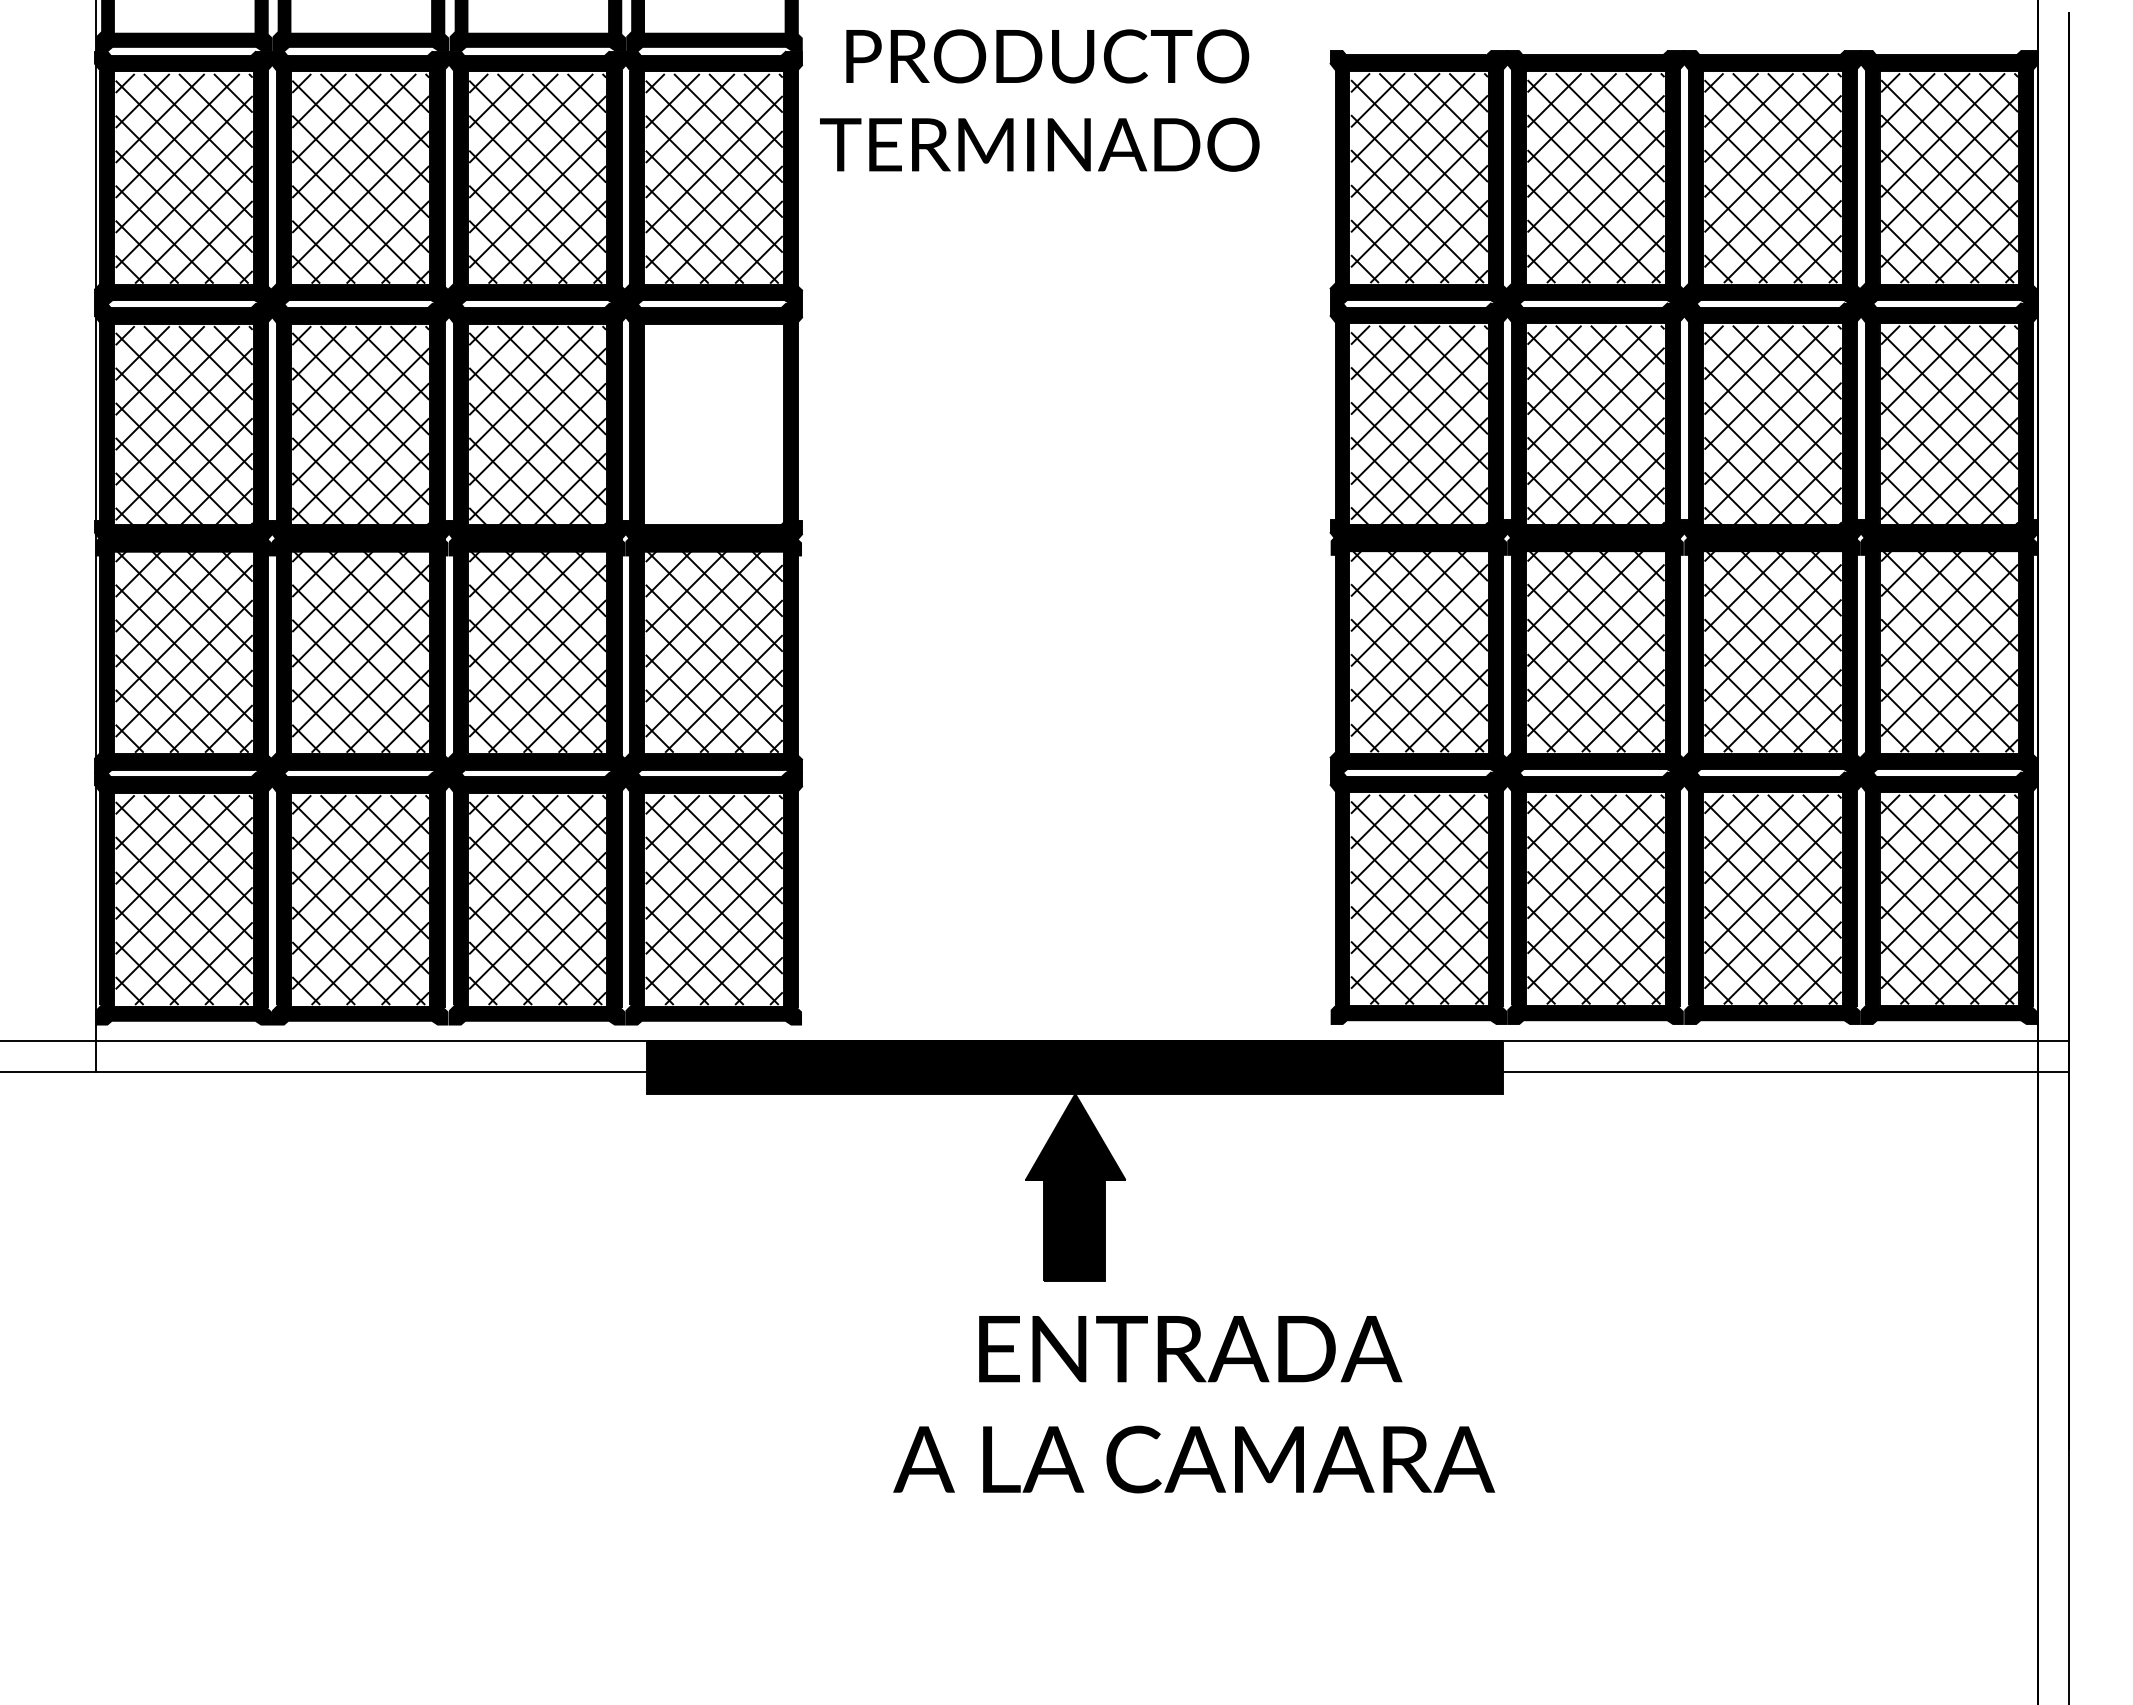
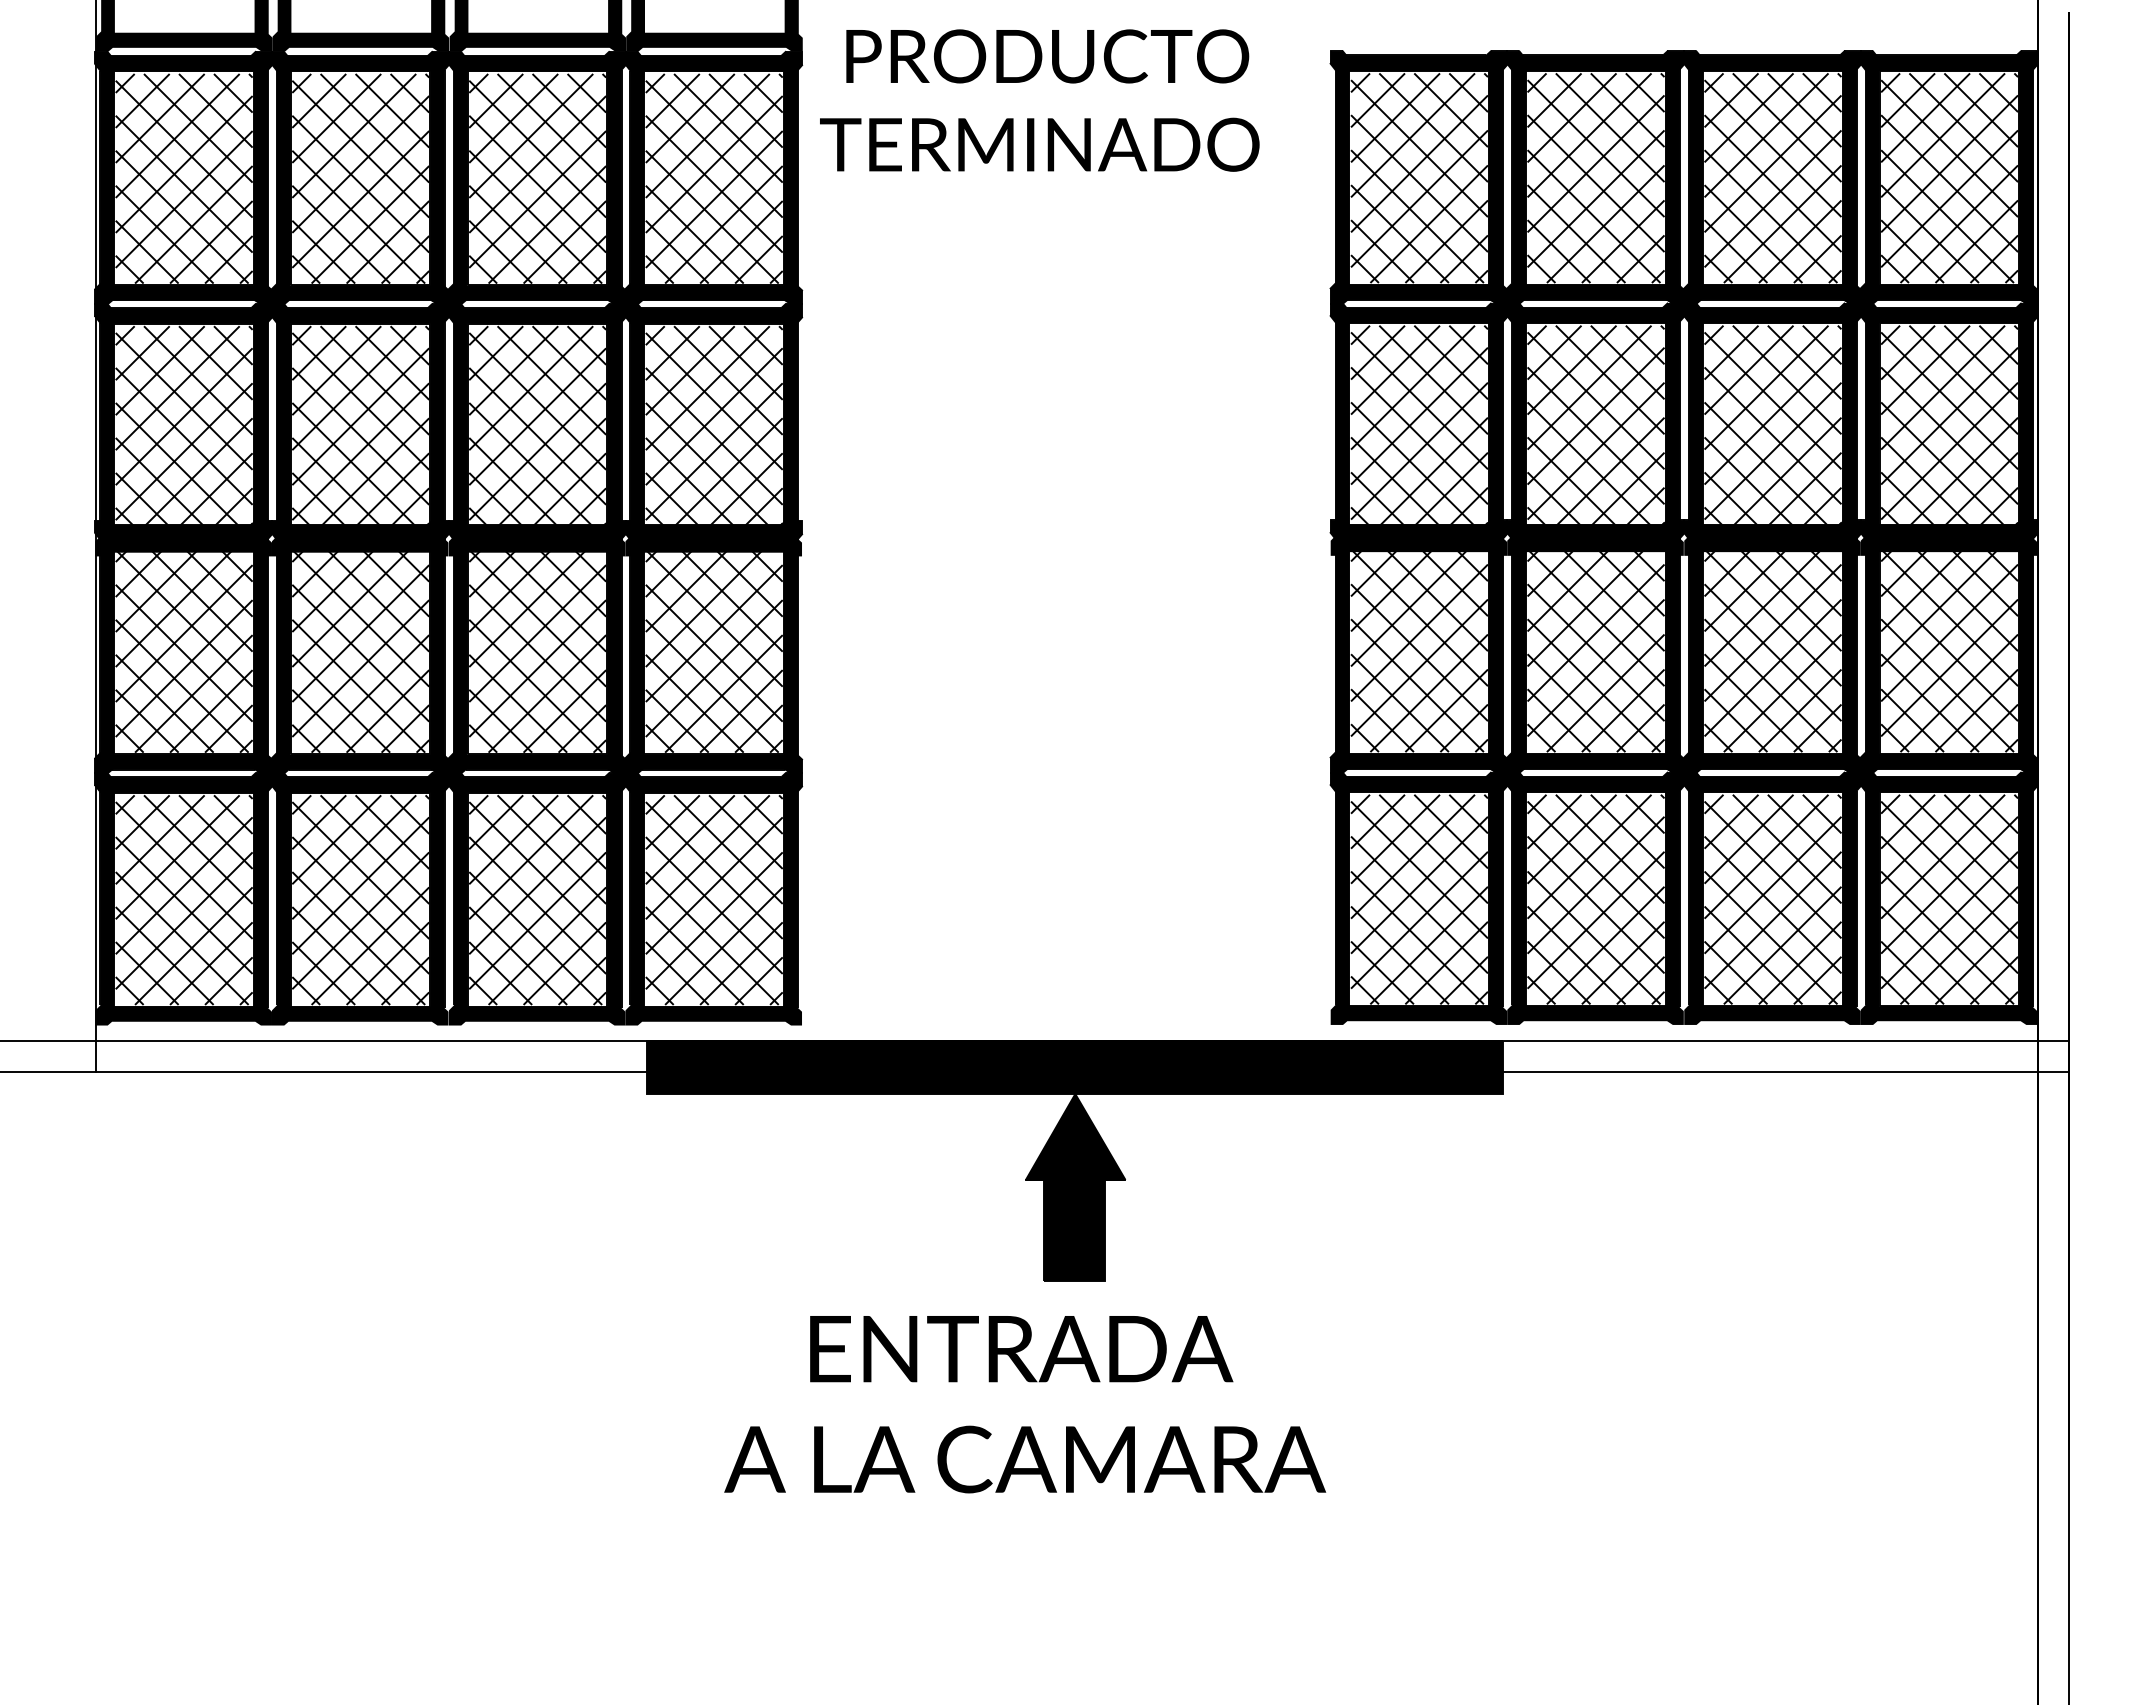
hatch: none -> present (713, 430)
text position: (1194, 1404) -> (1025, 1404) (1025, 1404)
